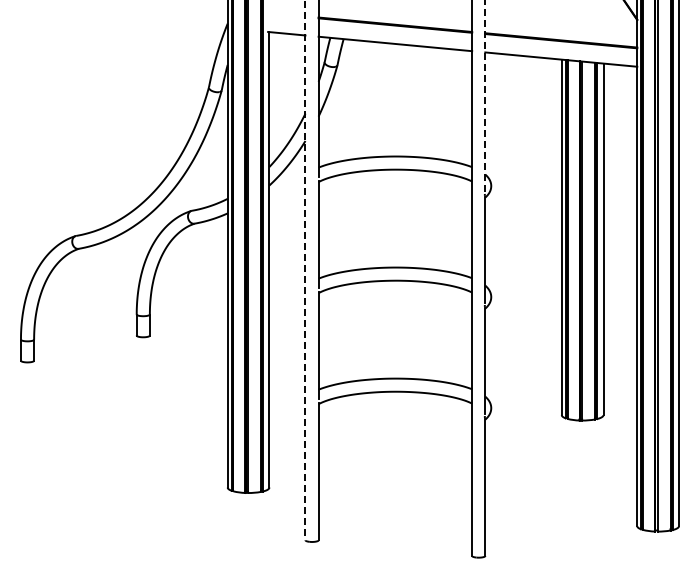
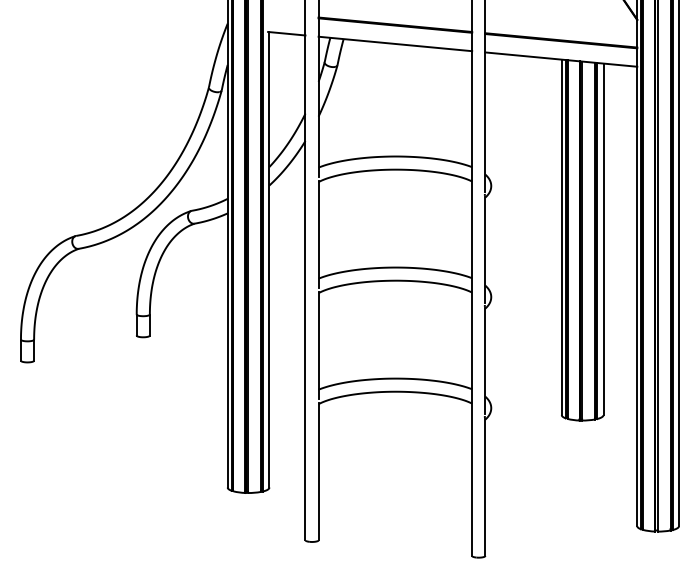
line: dashed -> solid (485, 96)
line: dashed -> solid (305, 270)
